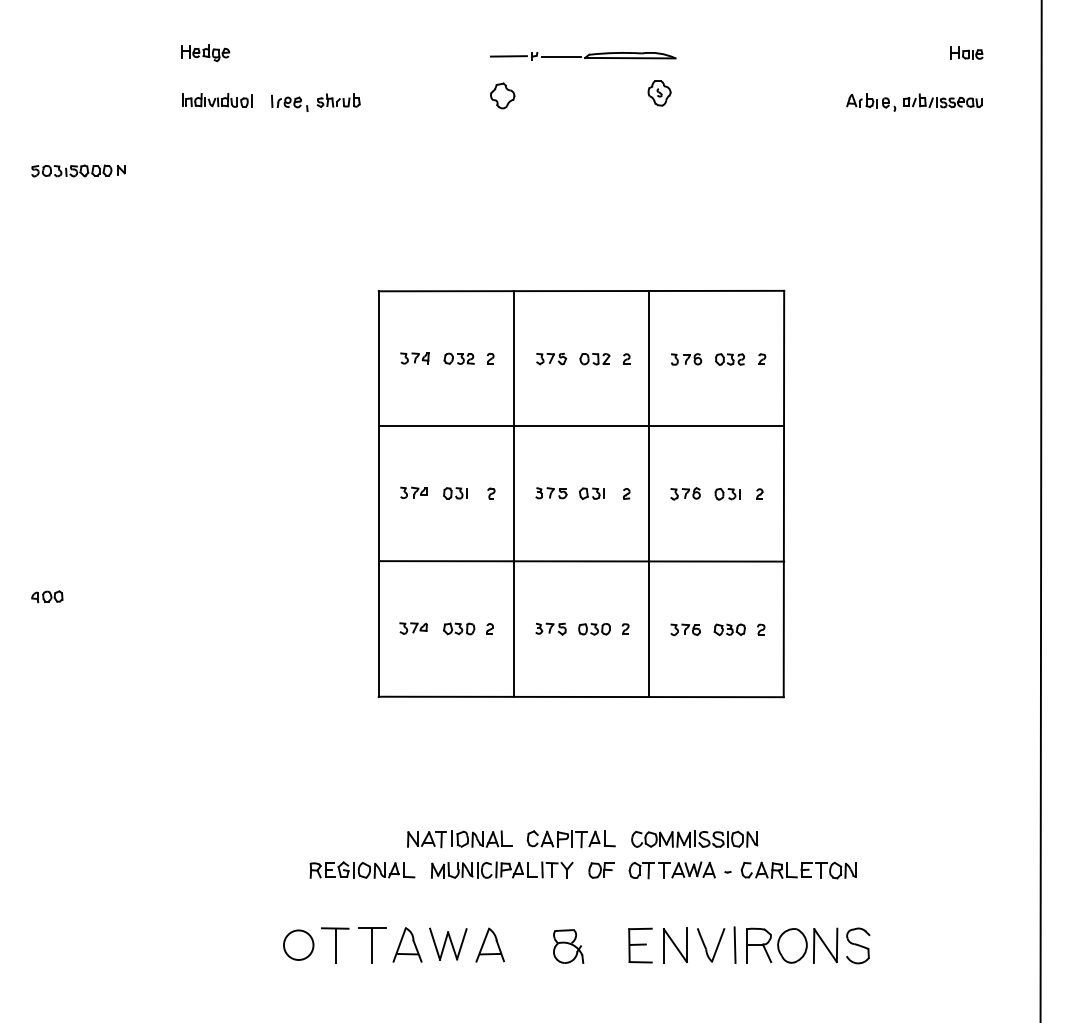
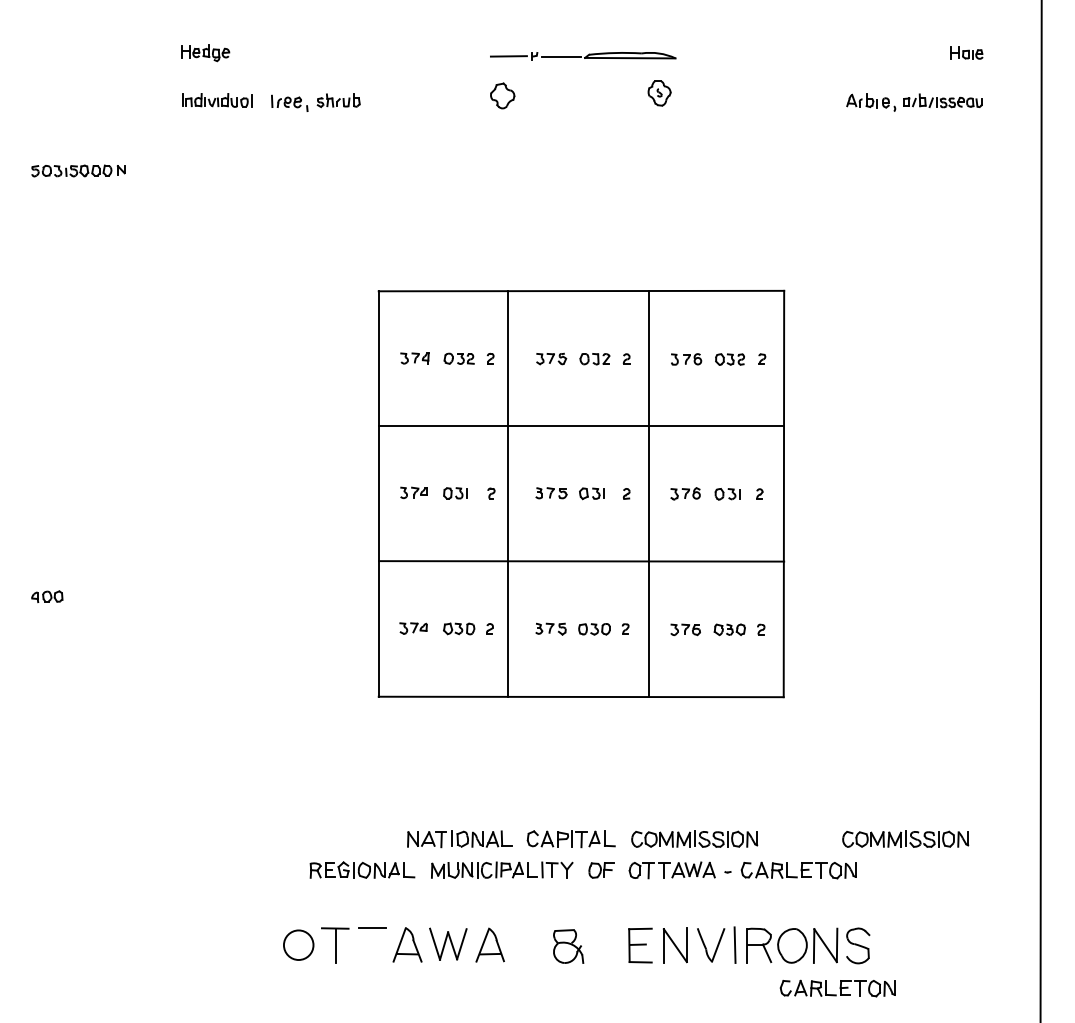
line position: (513, 493) -> (507, 493) (507, 493)
part: none -> present (905, 838)
line: present -> none (371, 946)
part: none -> present (837, 988)
